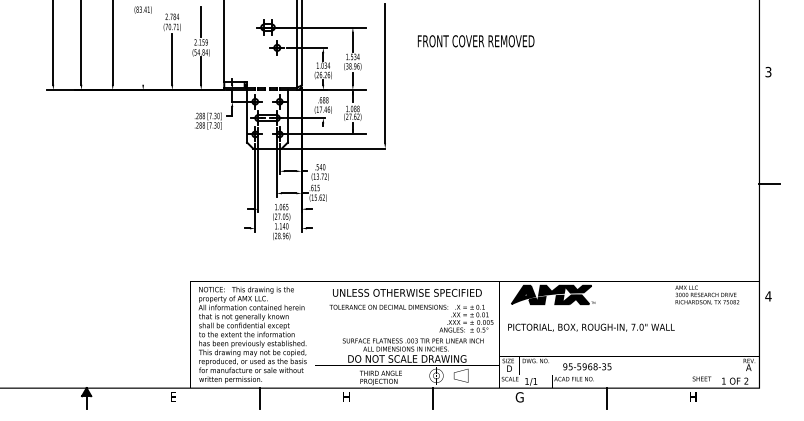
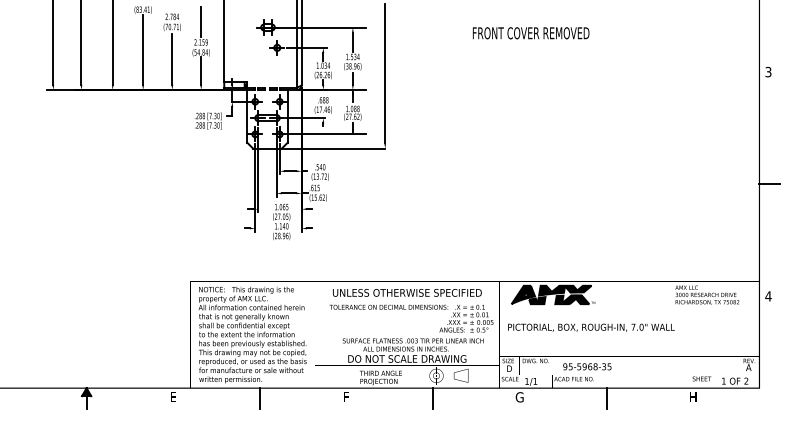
text position: (475, 41) -> (530, 33) (530, 33)
line: none -> present (143, 49)
text: H -> F (346, 396)
